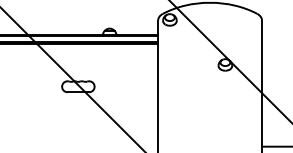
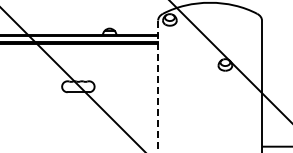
line: solid -> dashed (158, 86)
